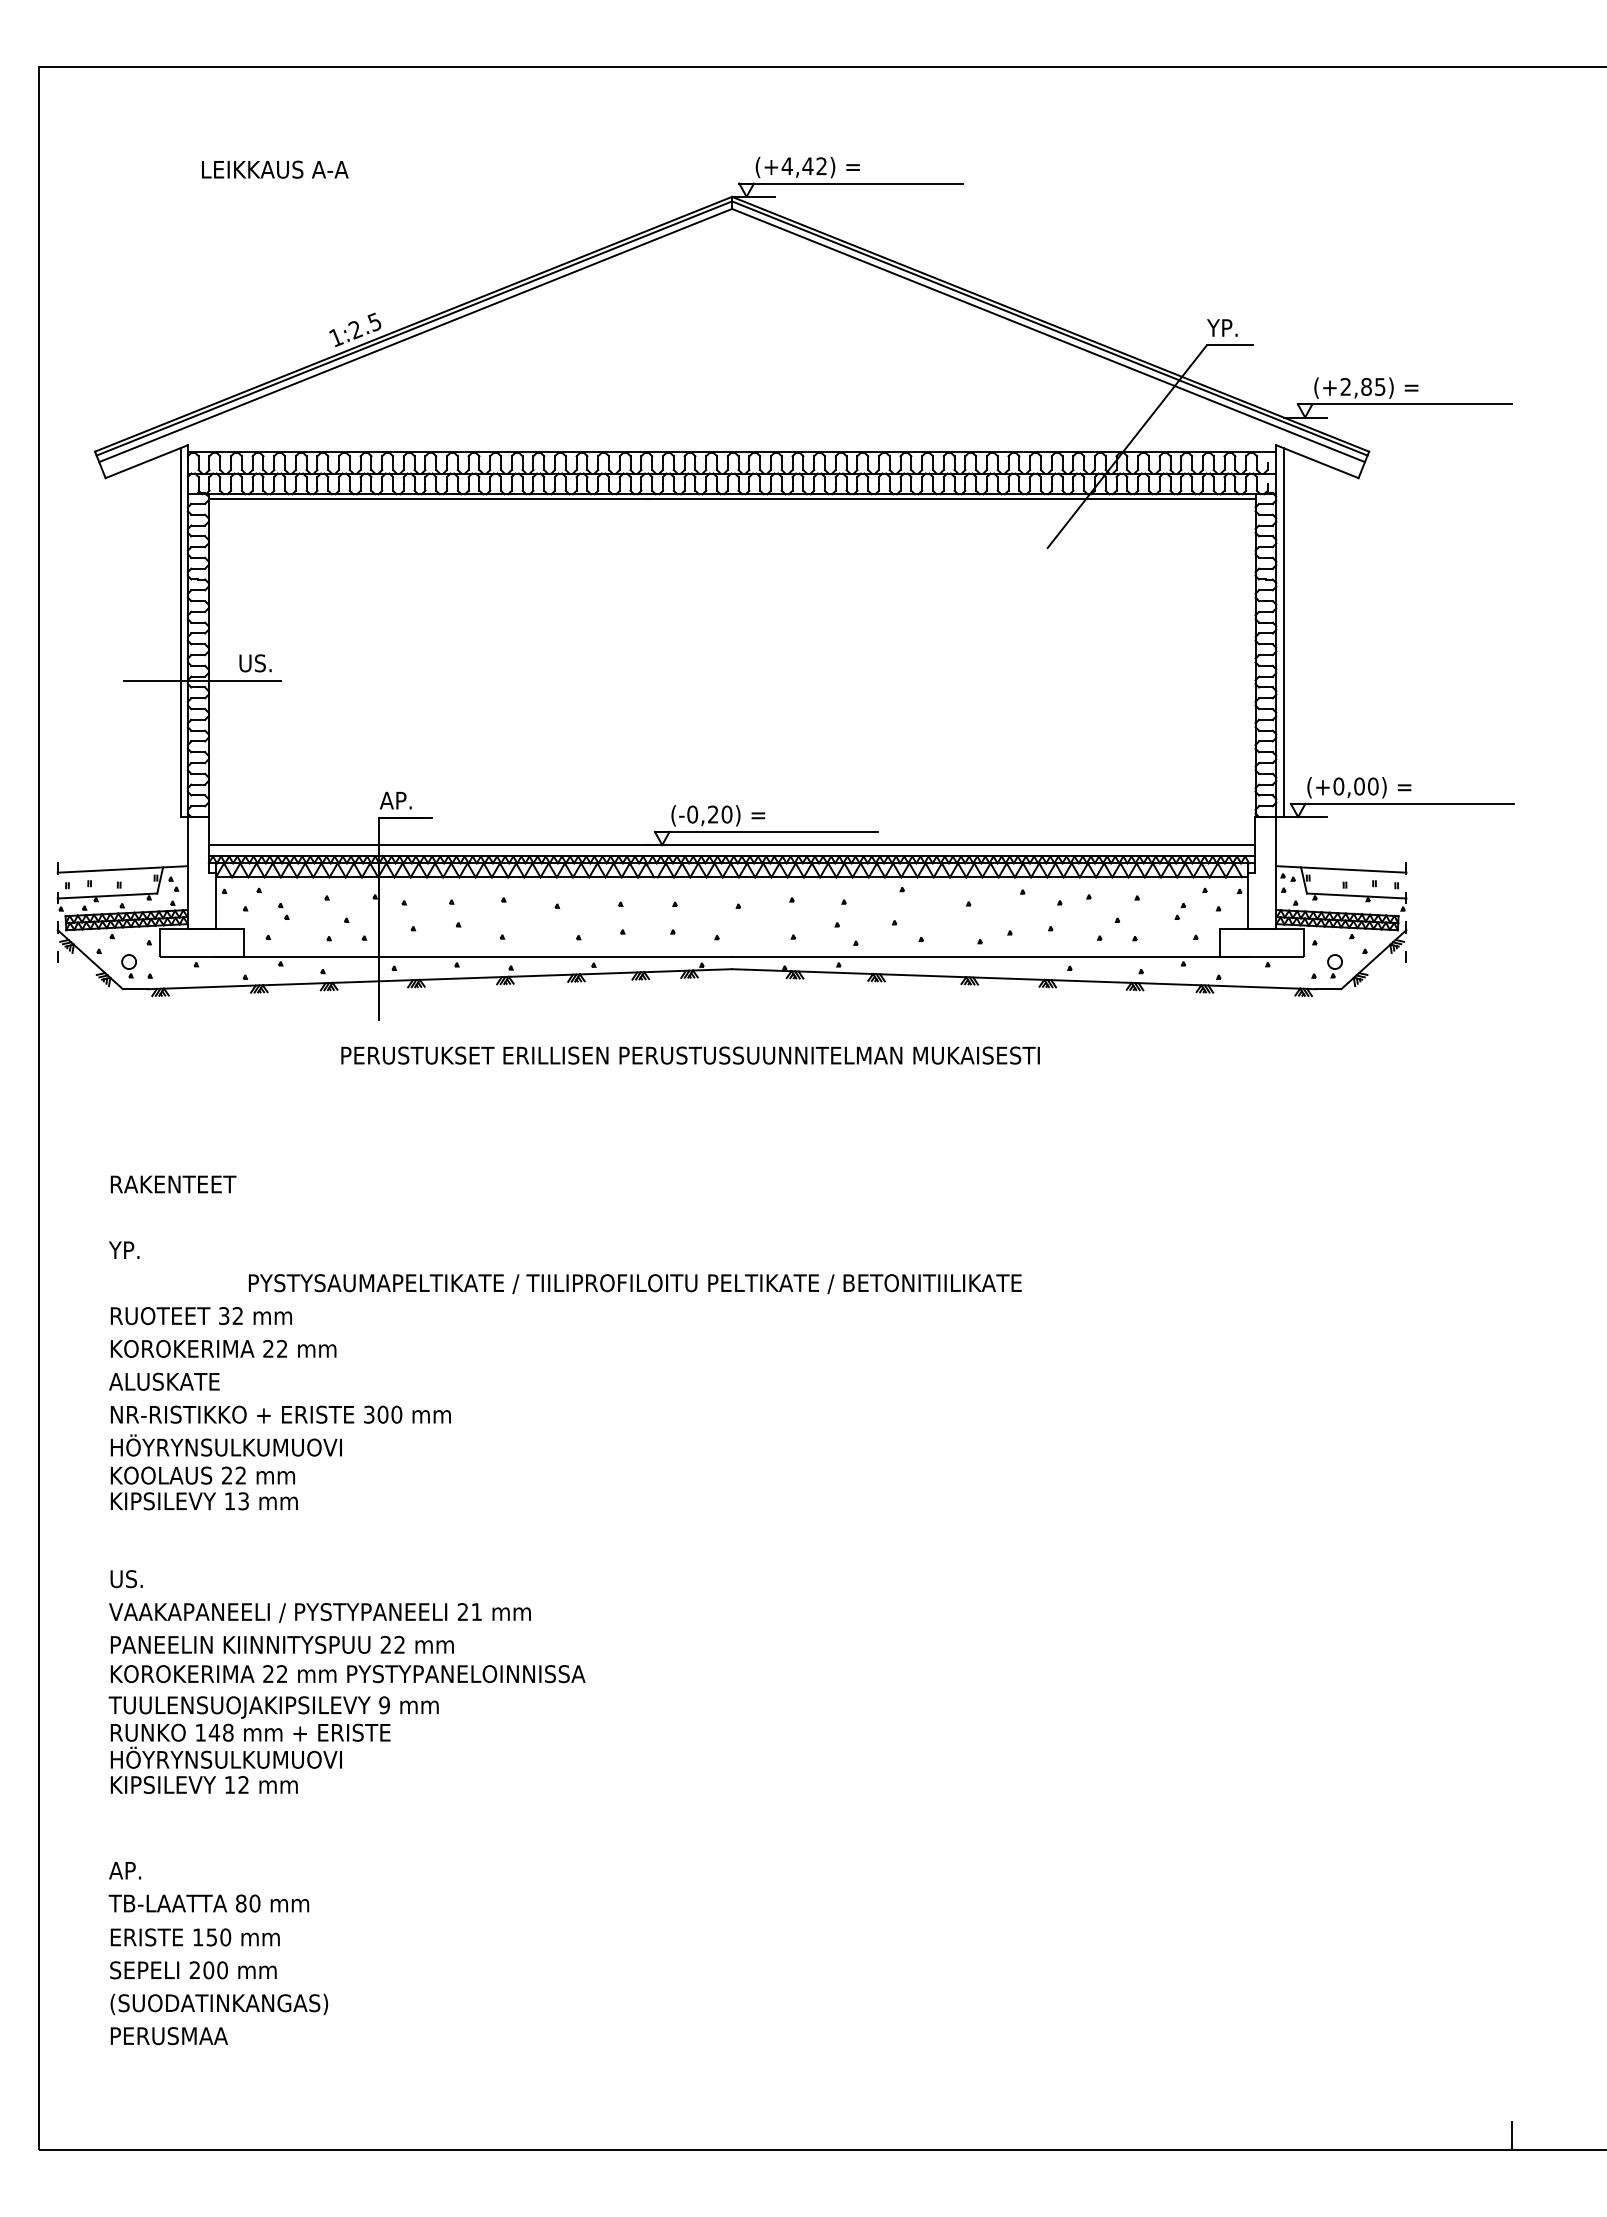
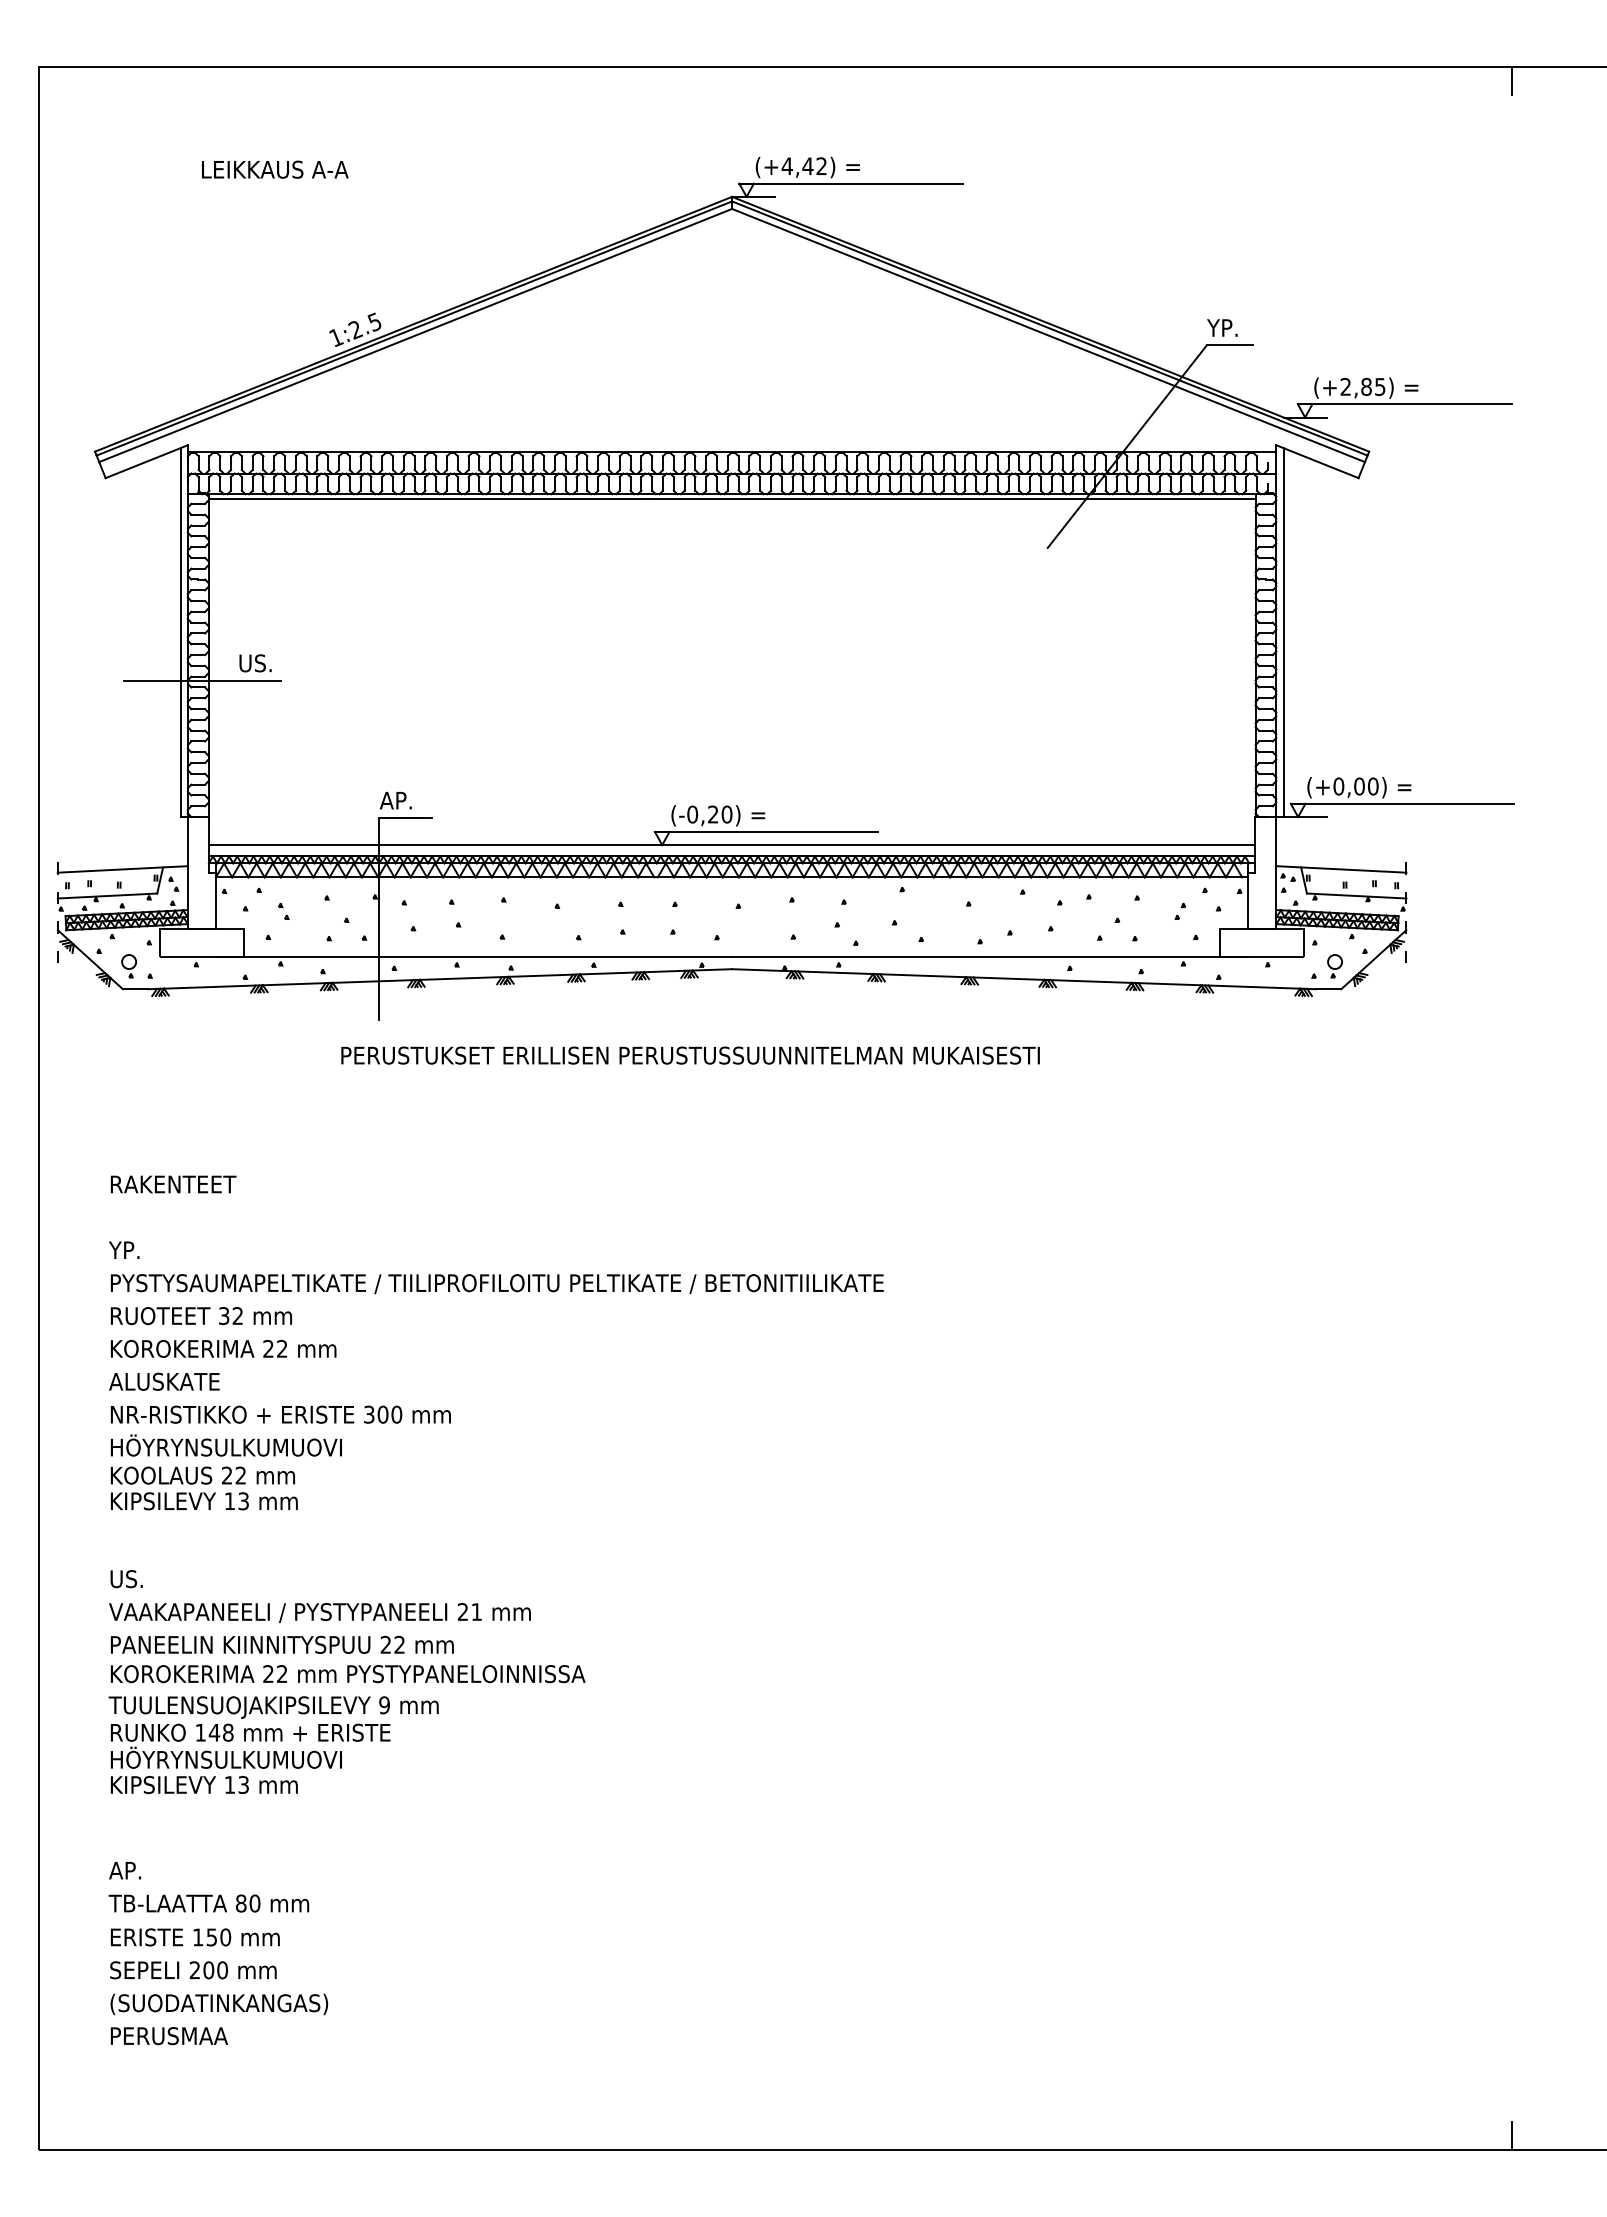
line: none -> present (1512, 80)
text position: (634, 1284) -> (496, 1284) (496, 1284)
text: 12 -> 13 (243, 1784)
